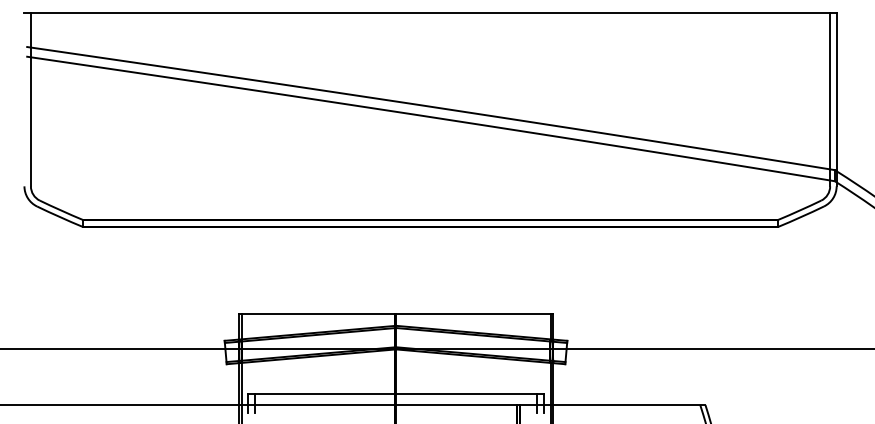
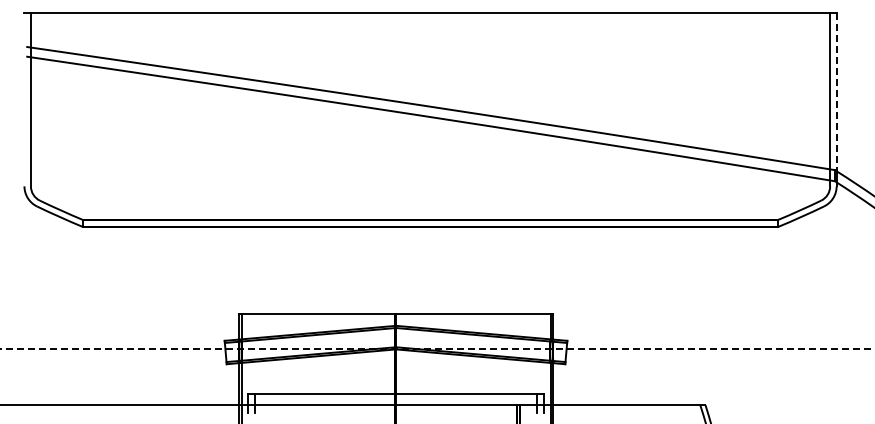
line: solid -> dashed (836, 92)
line: solid -> dashed (437, 348)
